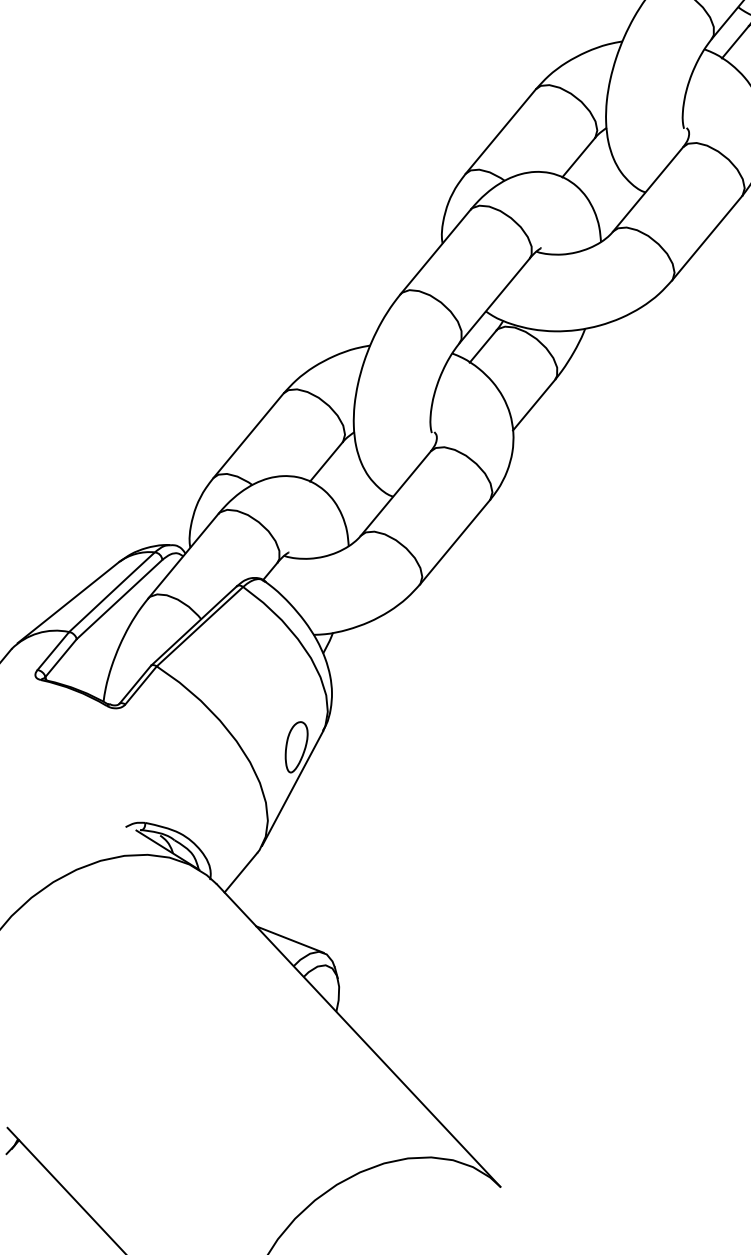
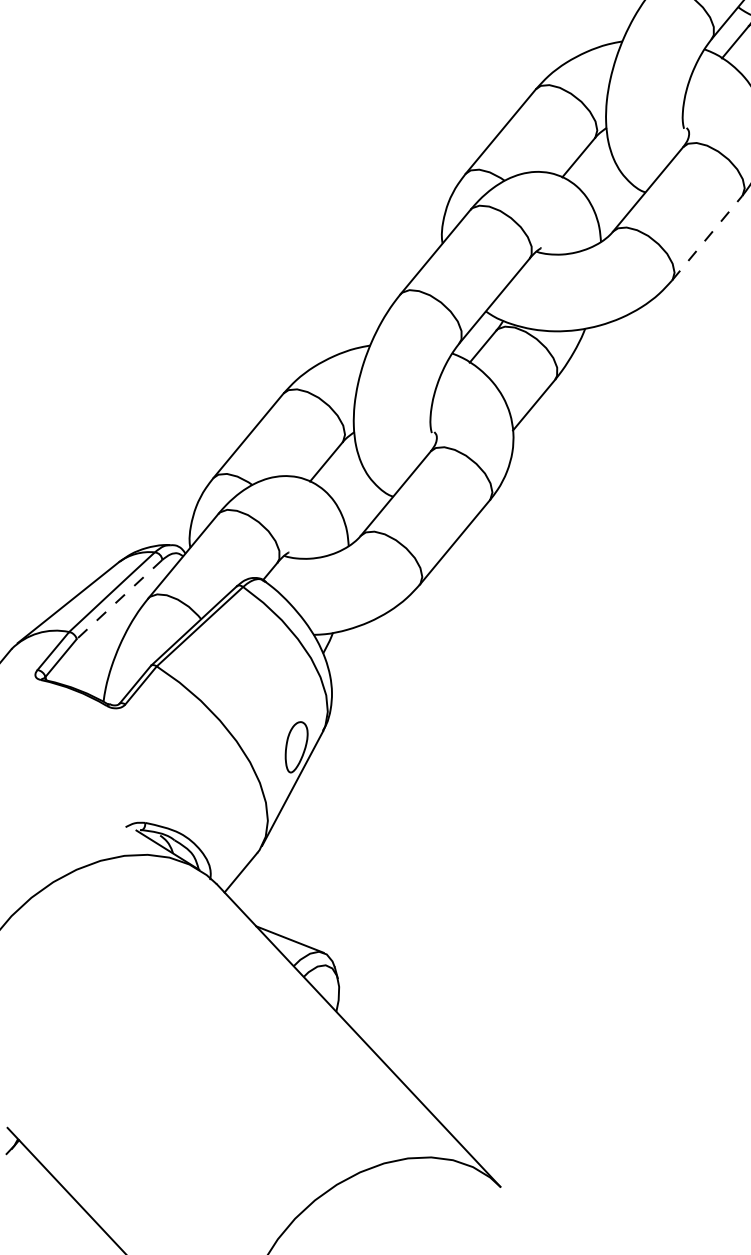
line: solid -> dashed (707, 238)
line: solid -> dashed (119, 599)
